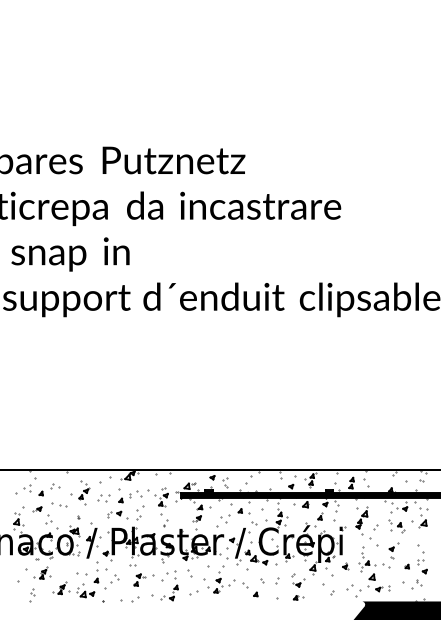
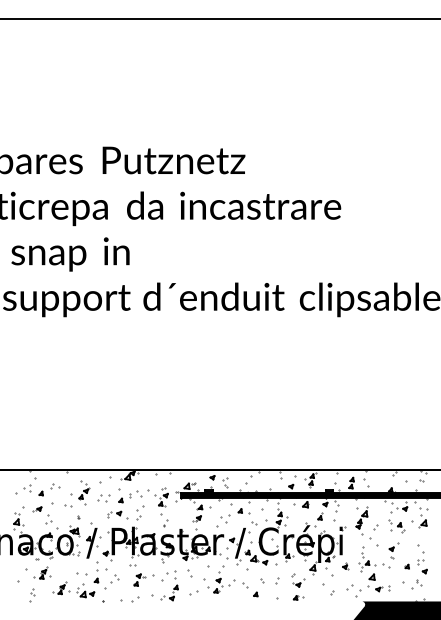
line: none -> present (219, 18)
part position: (63, 505) -> (68, 505) (68, 505)
